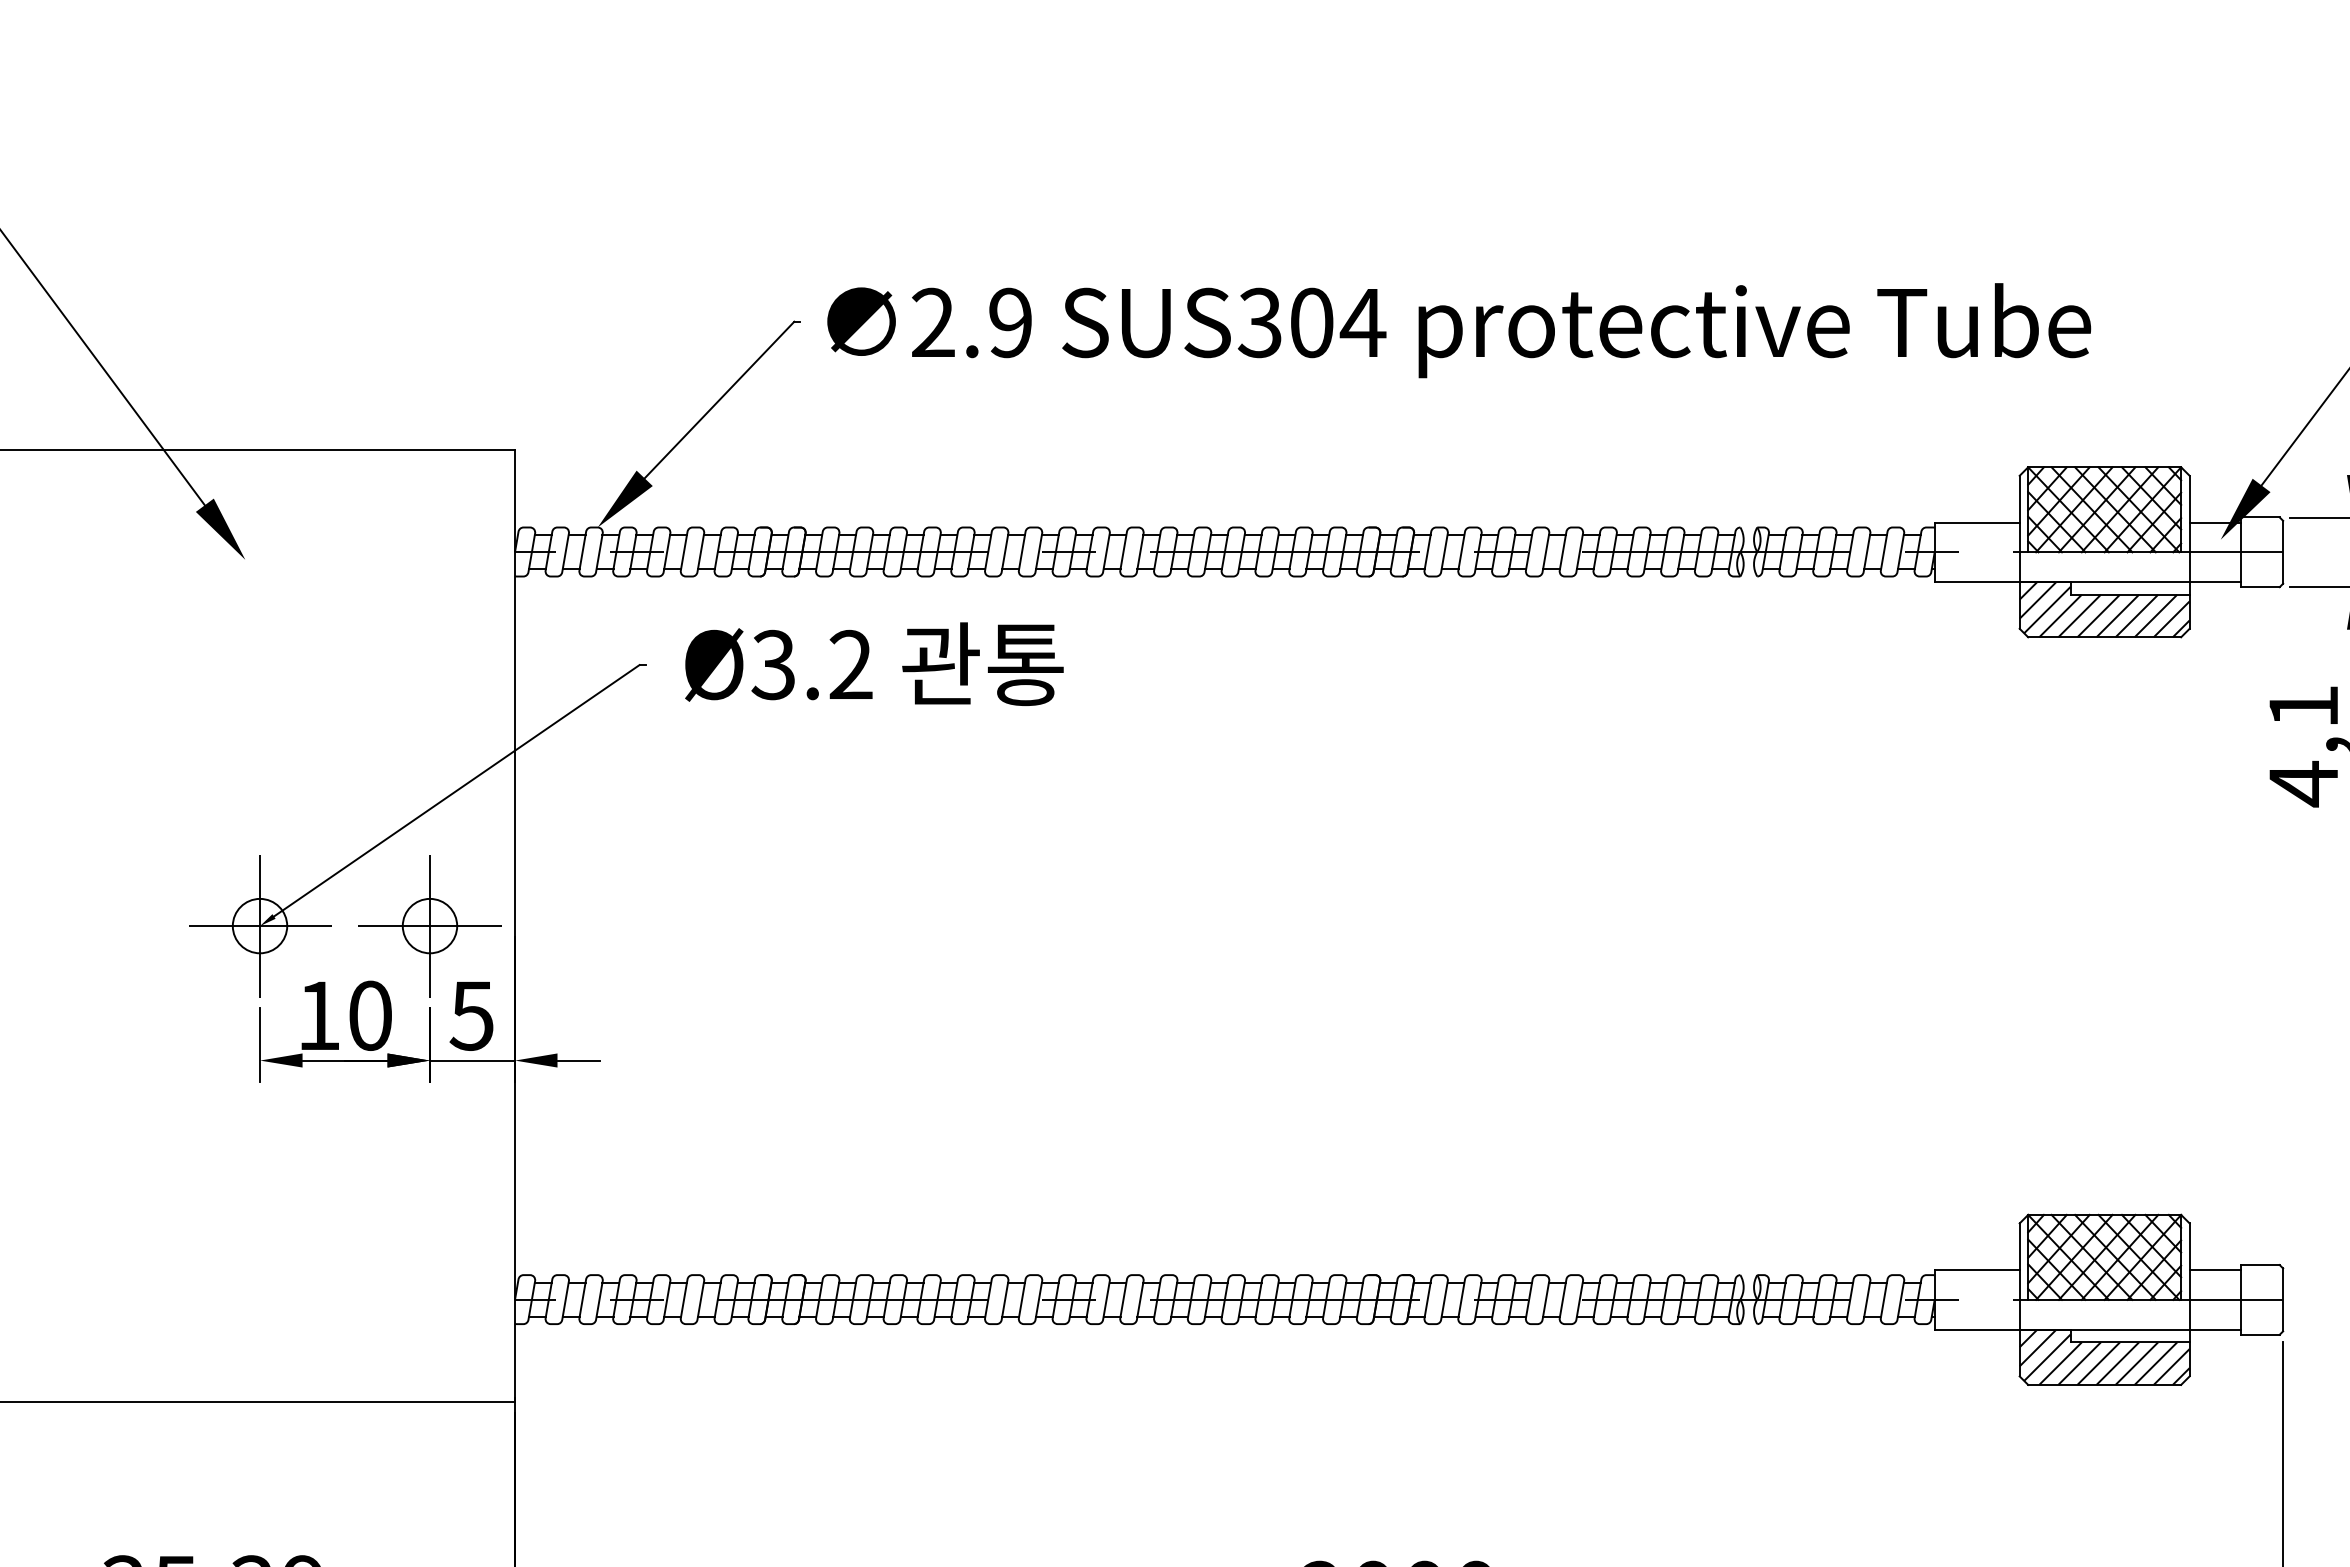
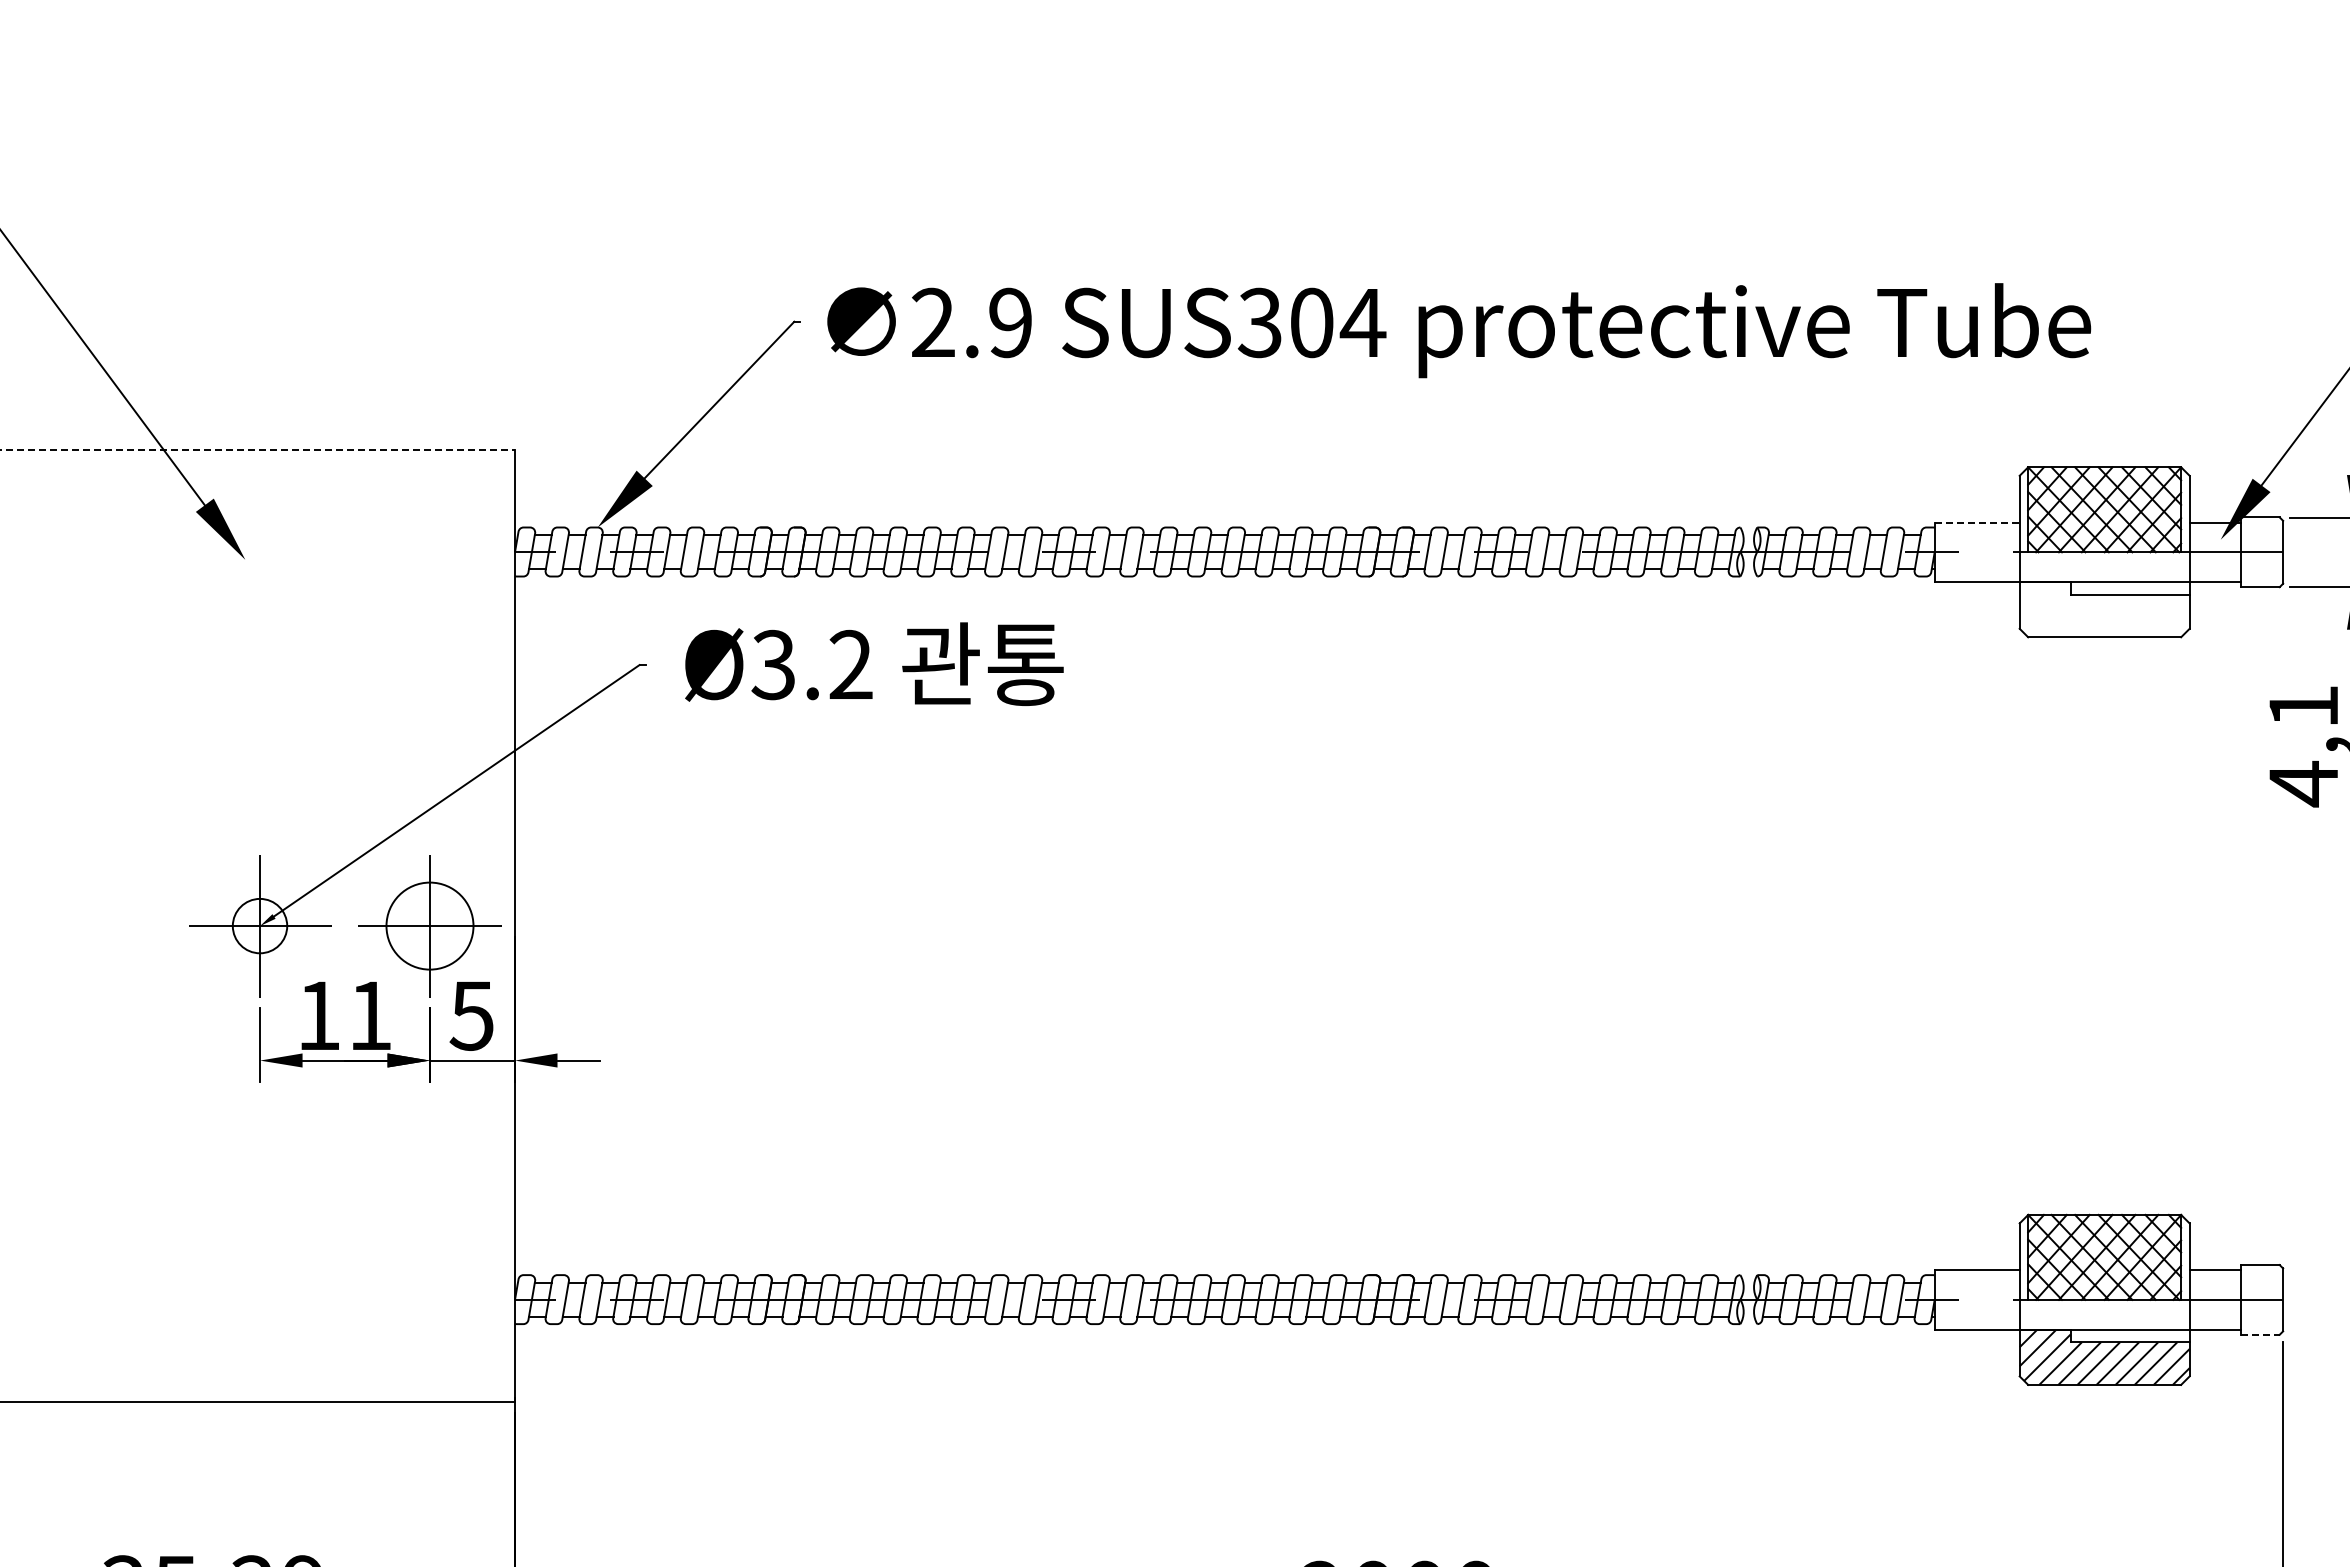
line: solid -> dashed (258, 450)
line: solid -> dashed (1977, 522)
hatch: present -> none (2104, 609)
circle diameter: 54 px -> 87 px (429, 925)
text: 10 -> 11 (370, 1015)
line: solid -> dashed (2260, 1334)
